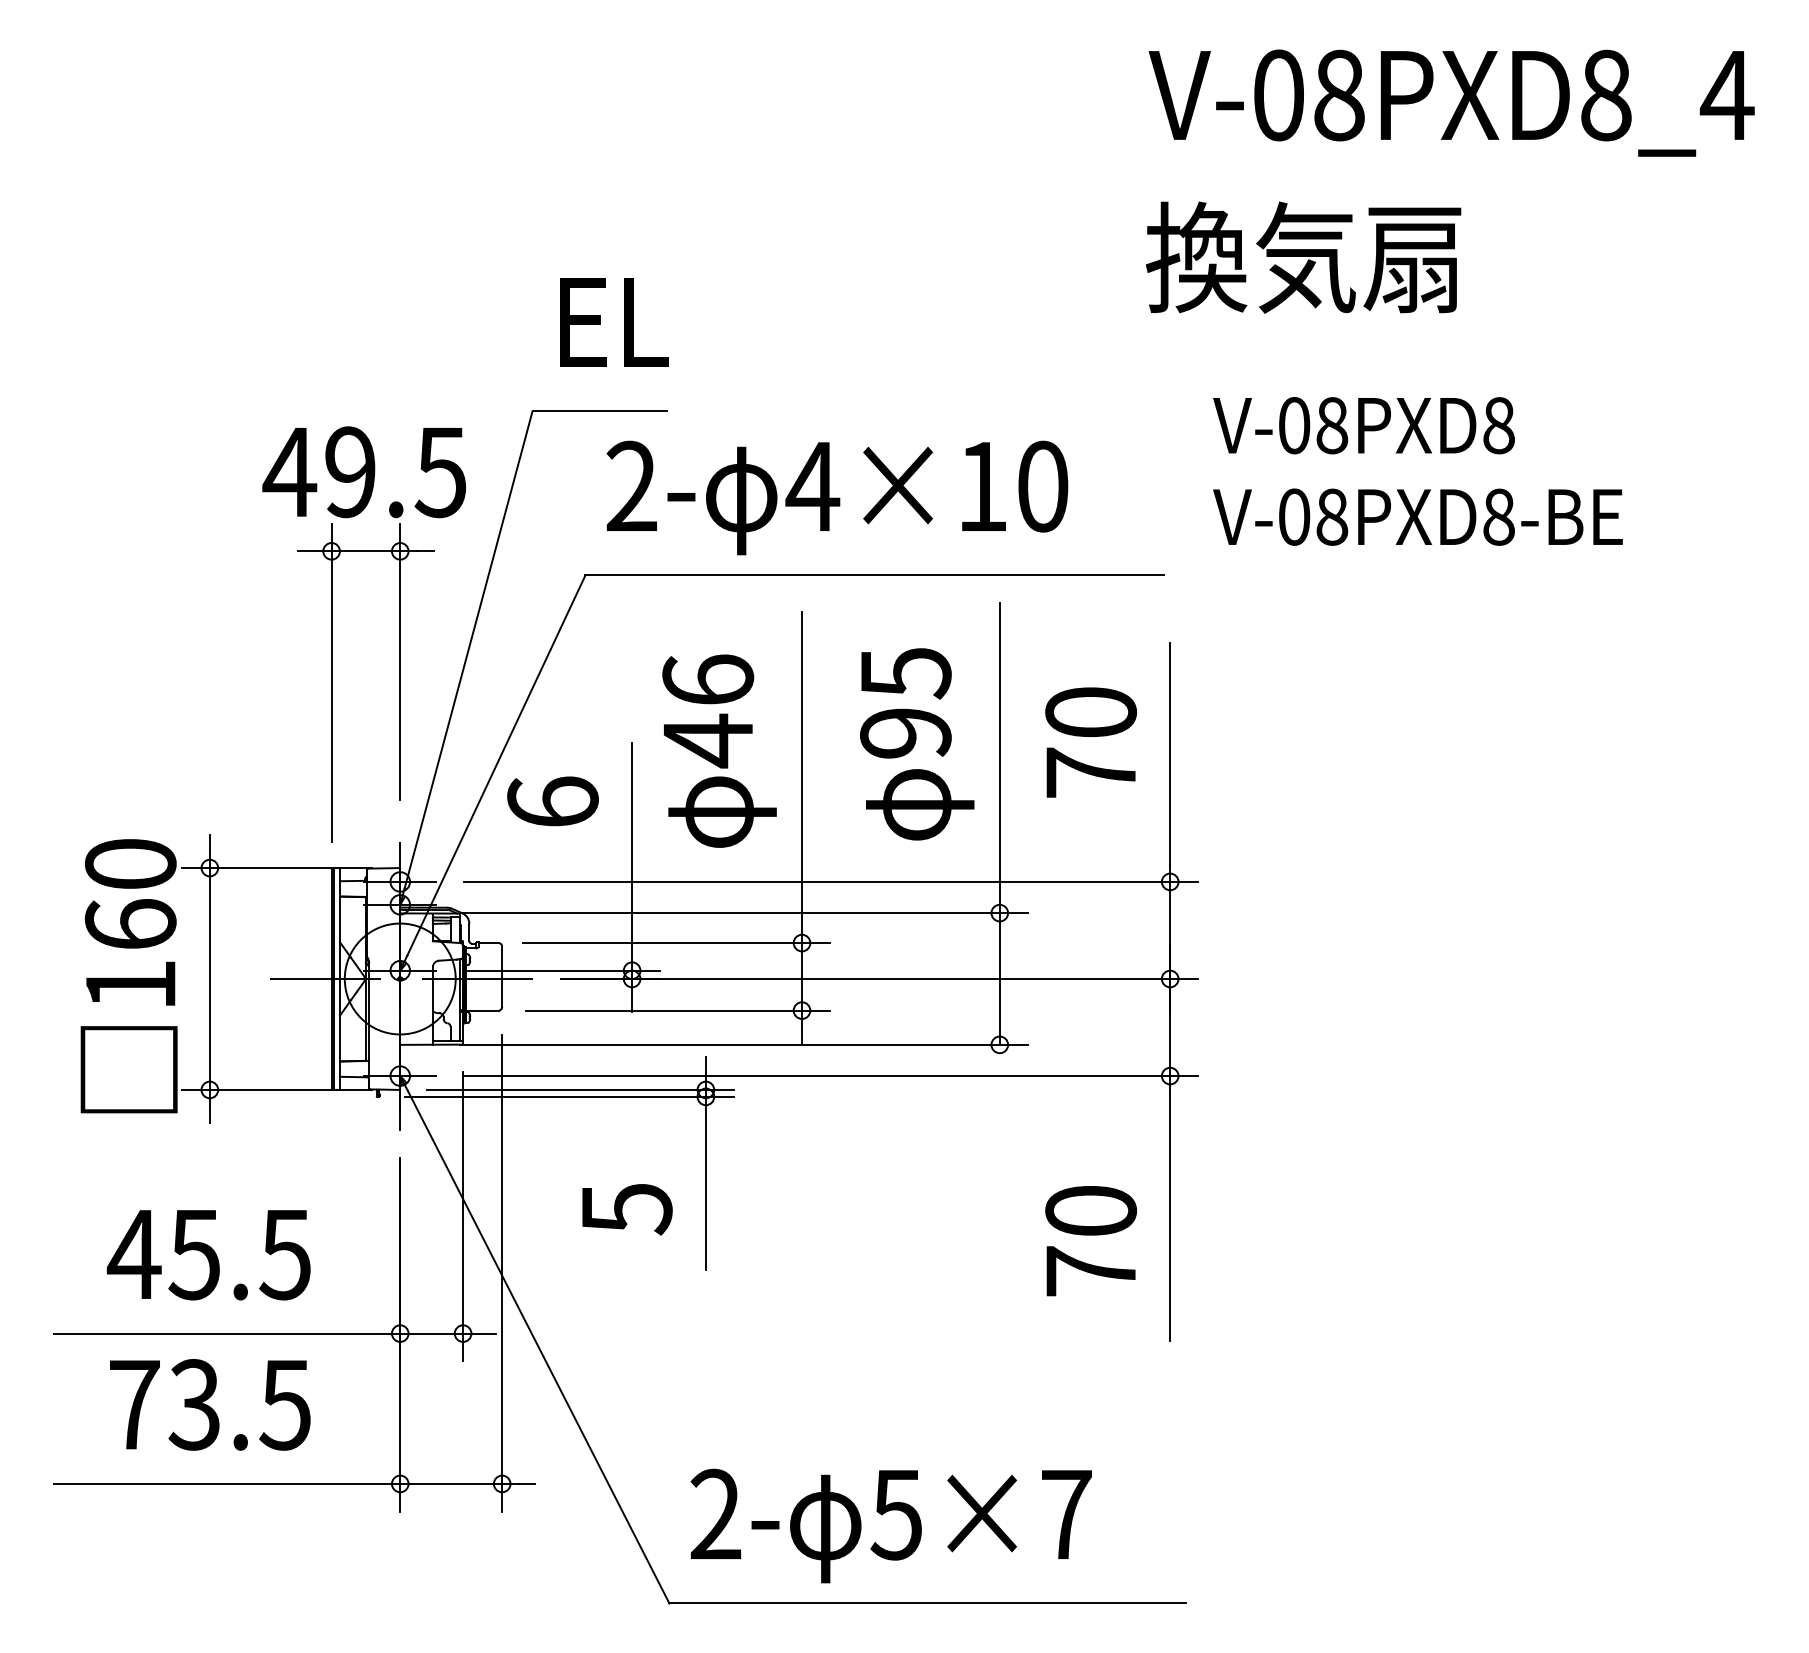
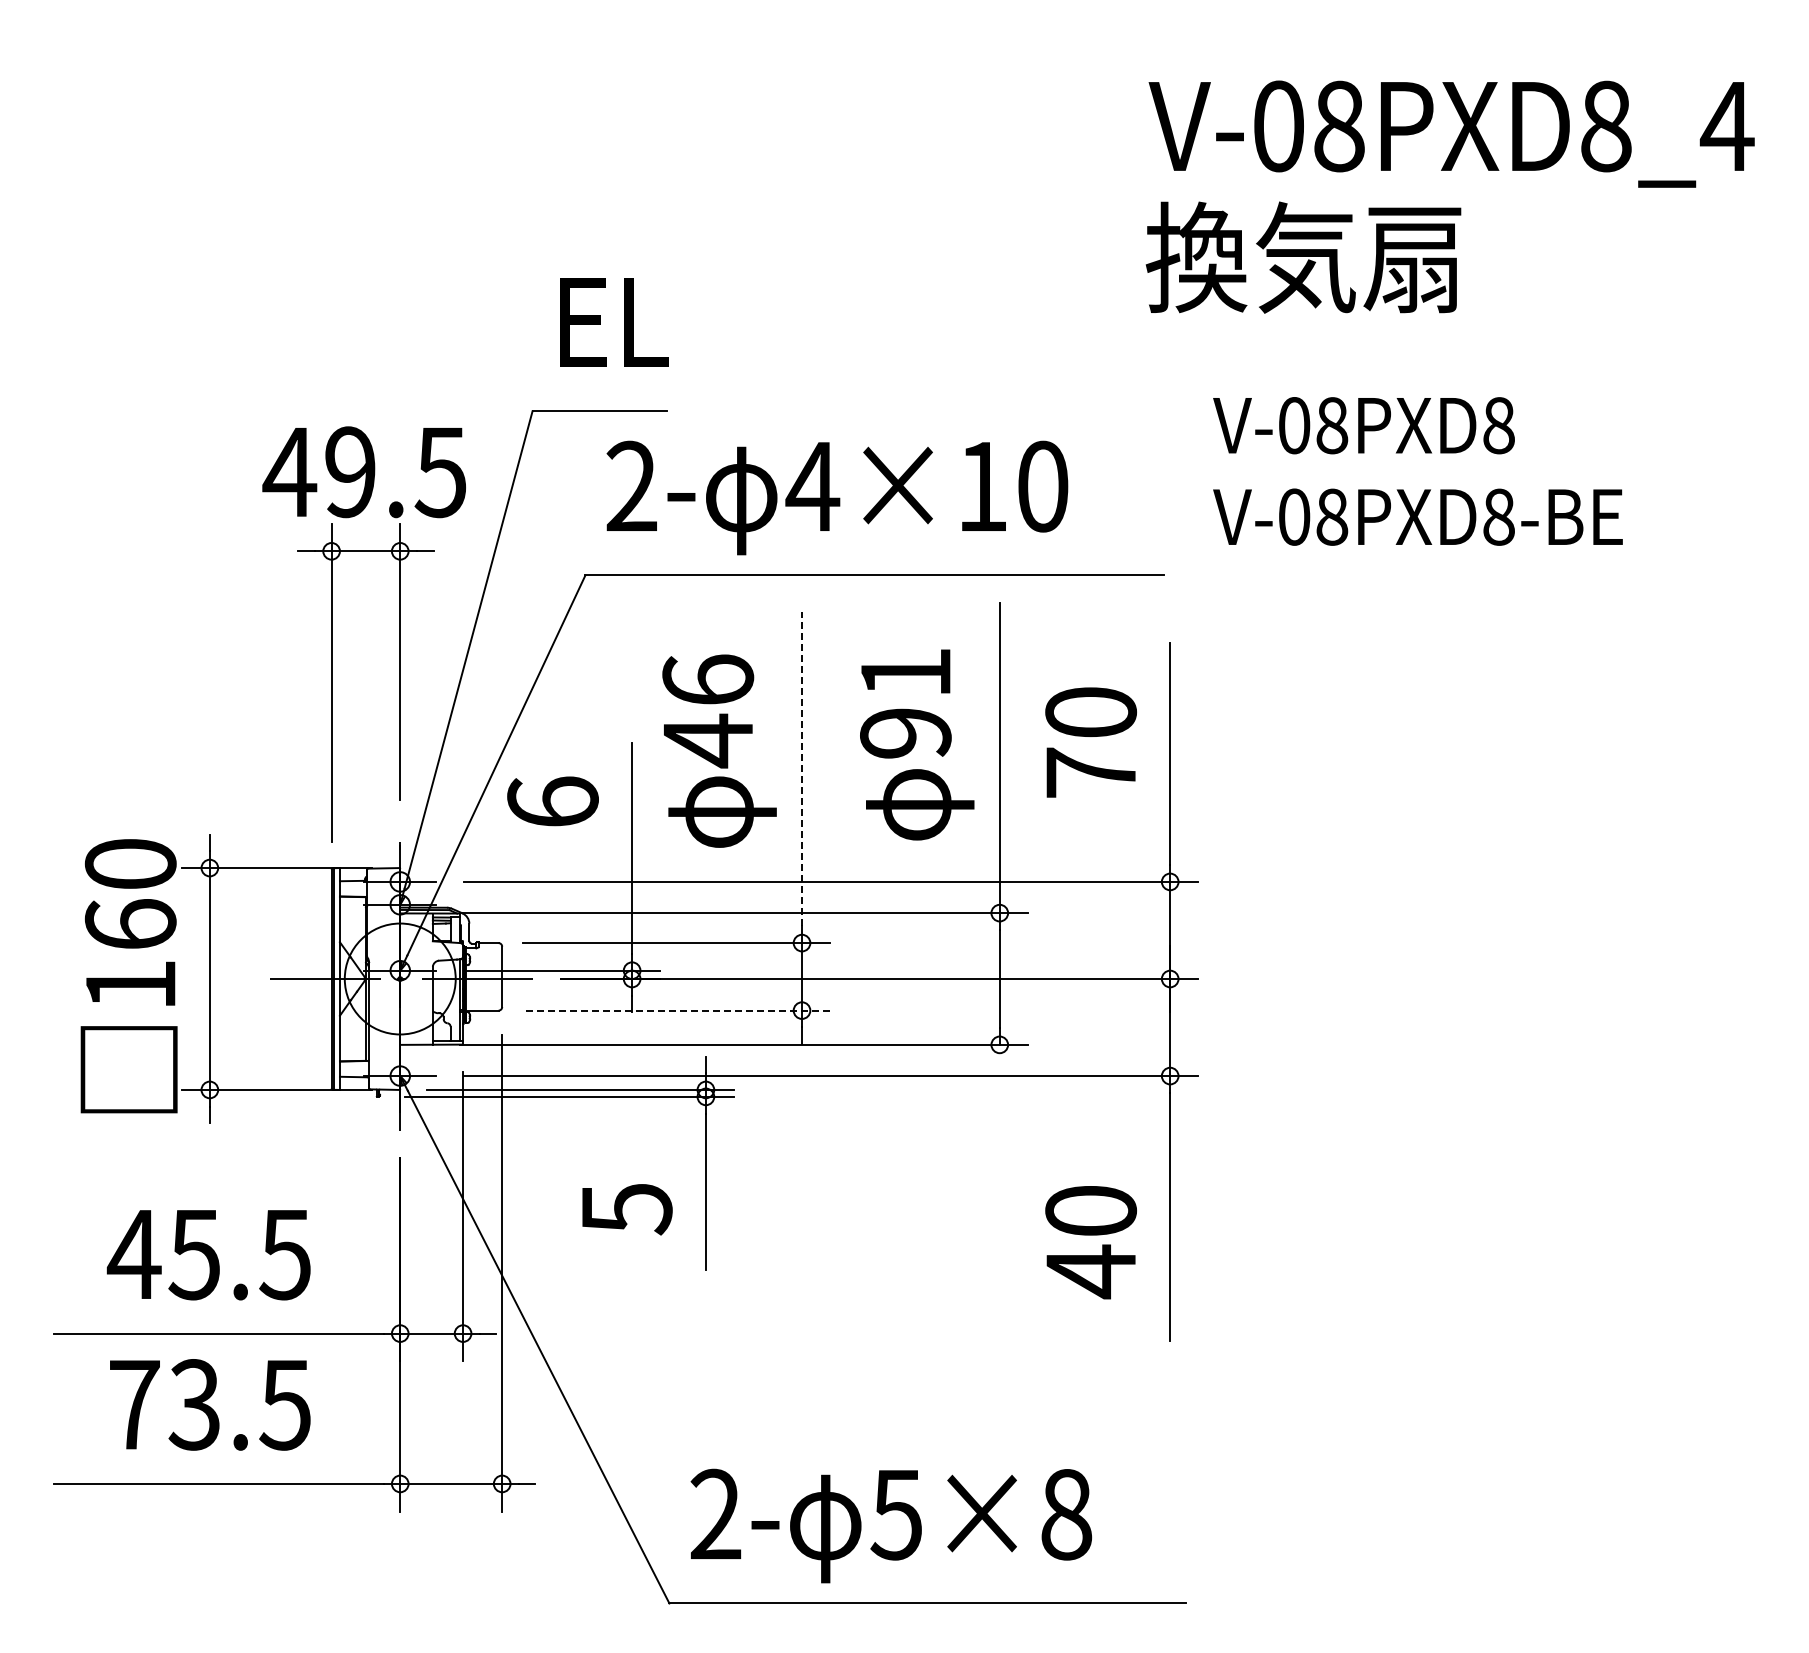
text position: (1451, 102) -> (1451, 133) (1451, 133)
text: 95 -> 91 (906, 673)
line: solid -> dashed (802, 768)
line: solid -> dashed (678, 1010)
text: 70 -> 40 (1090, 1271)
text: 5×7 -> 5×8 (1066, 1514)
